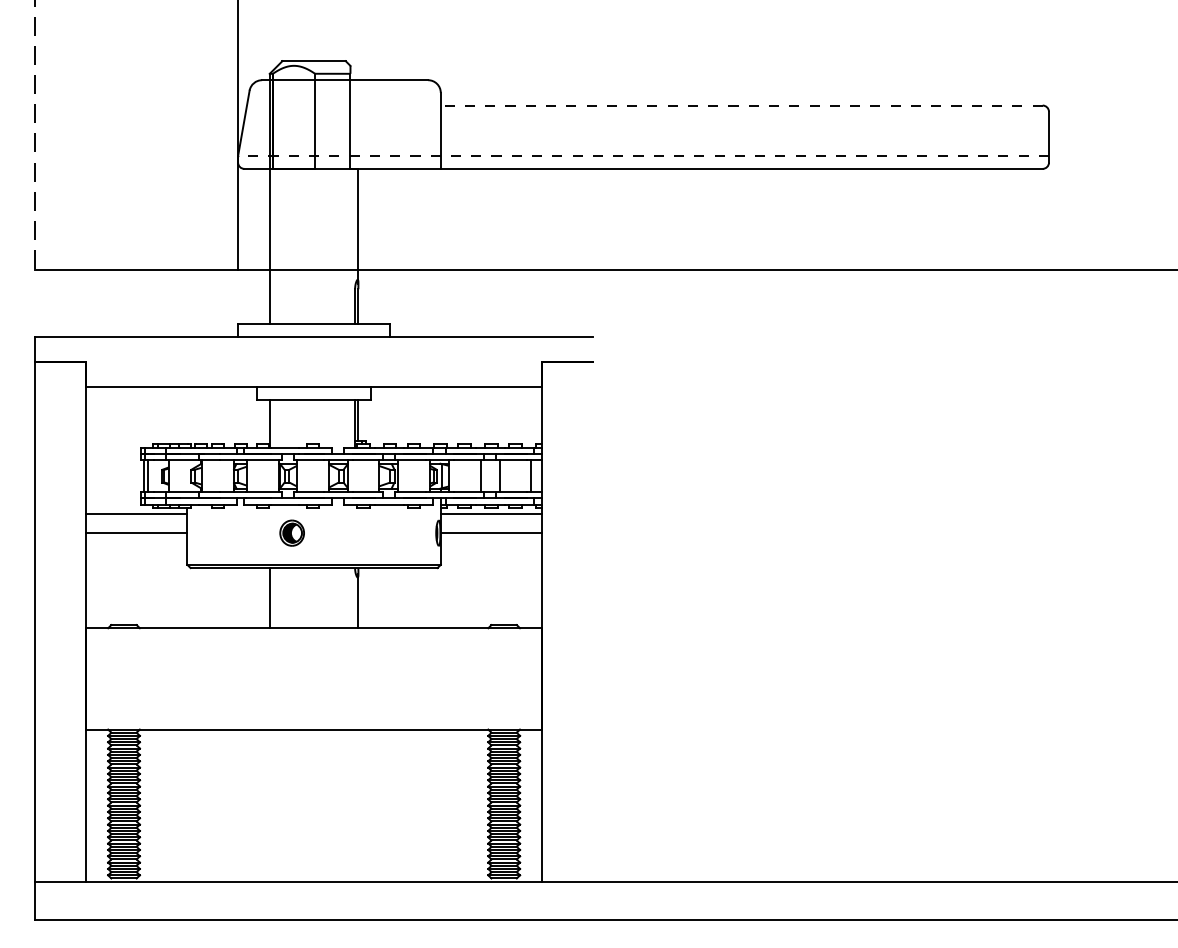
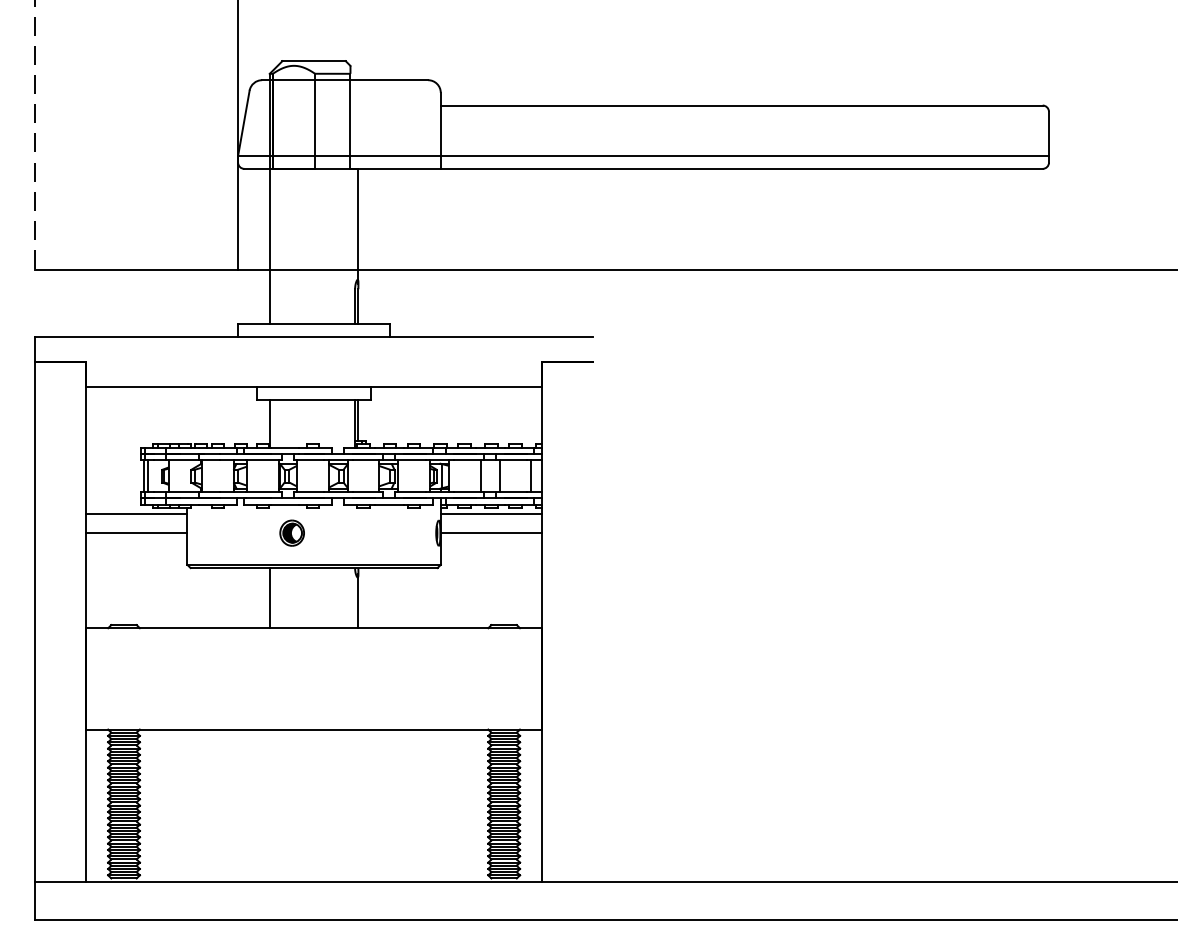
line: dashed -> solid (741, 105)
line: dashed -> solid (643, 156)
